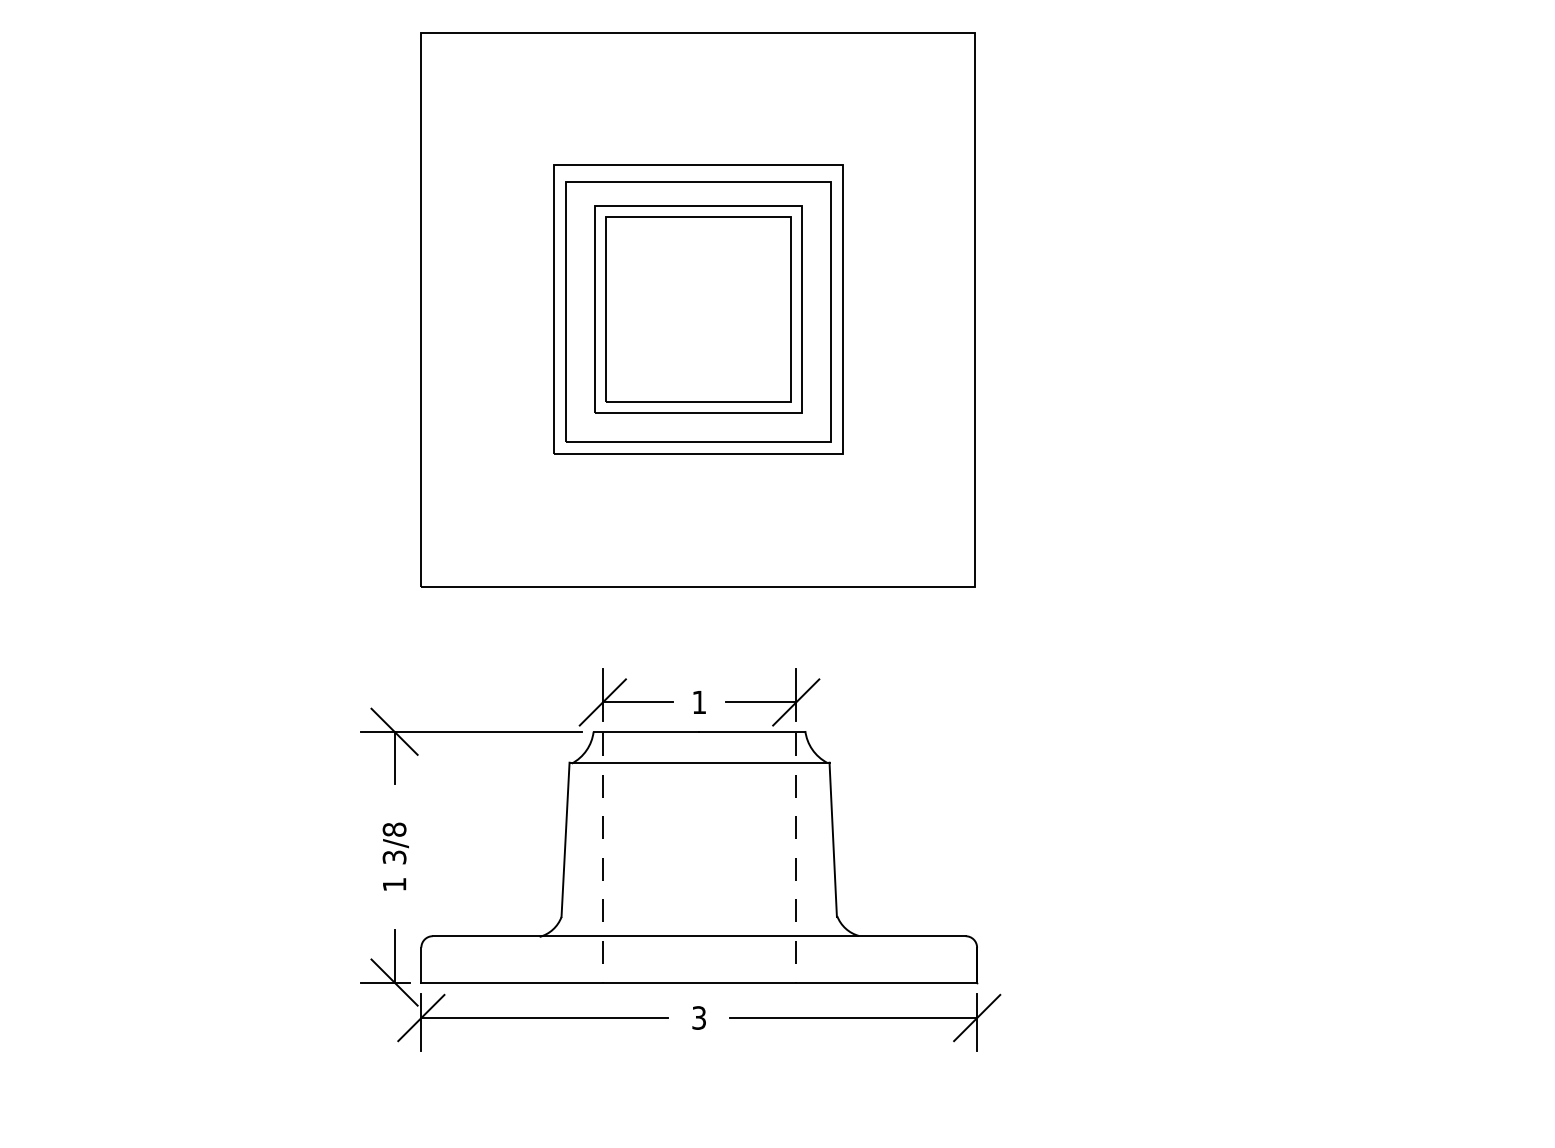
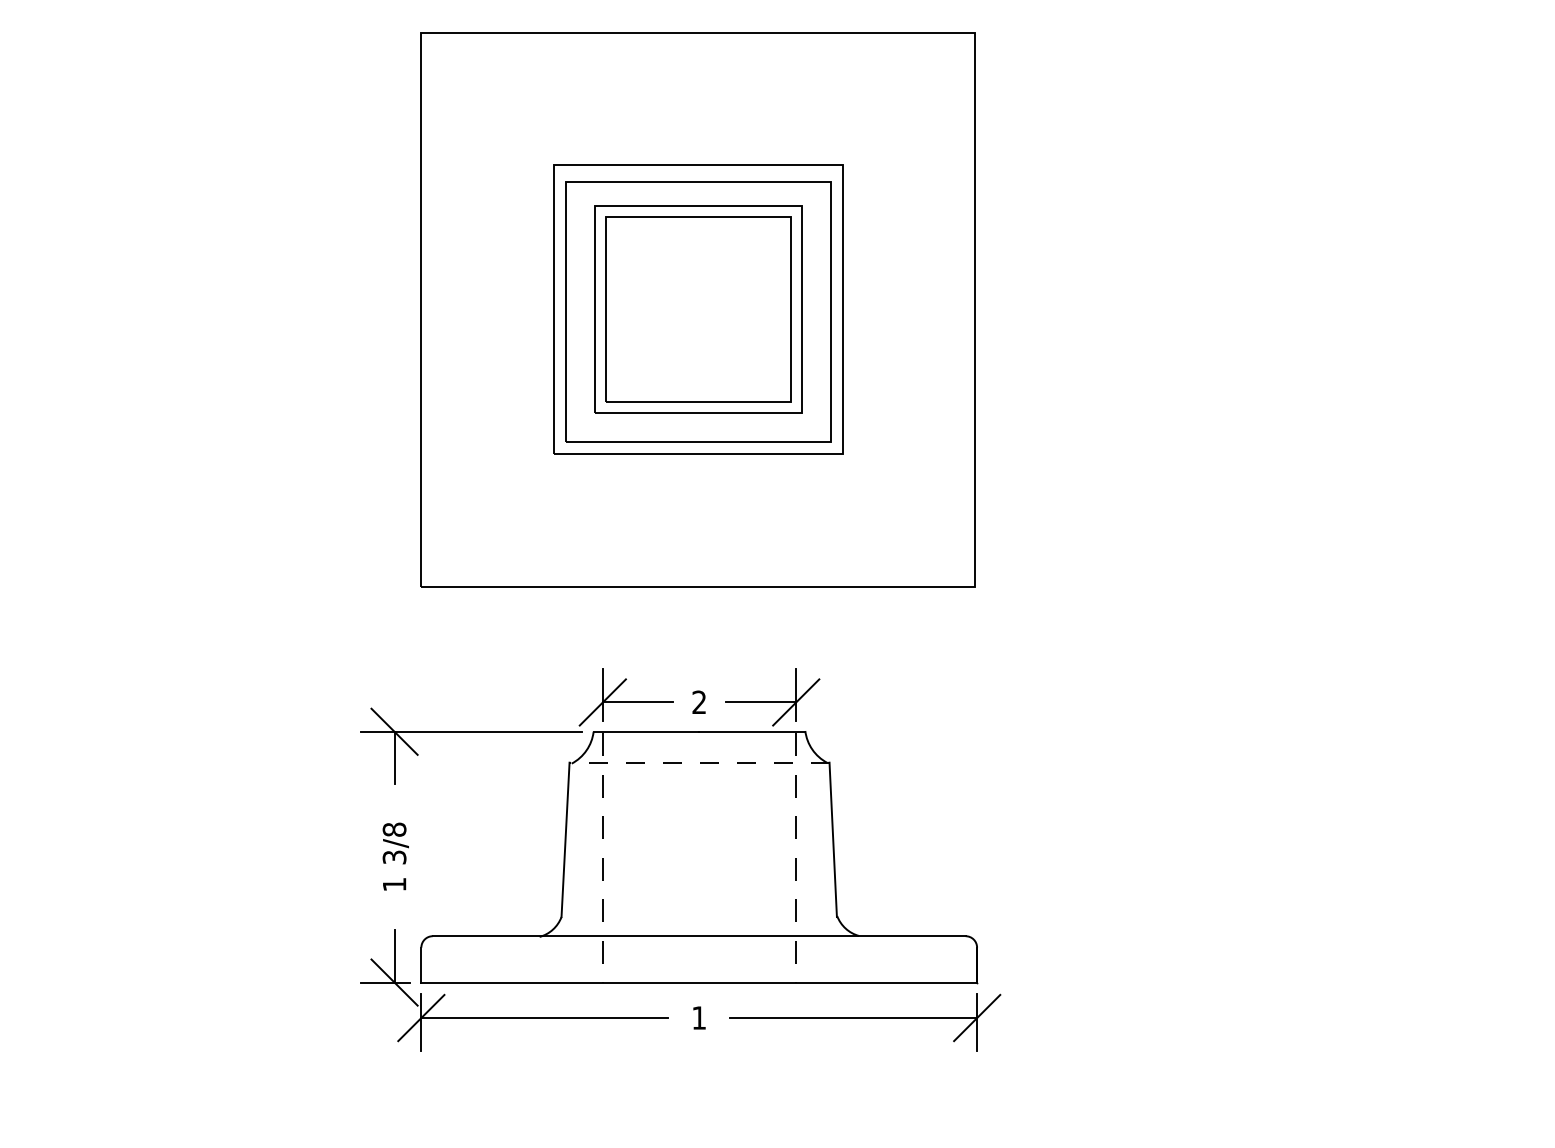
text: 1 -> 2 (698, 701)
line: solid -> dashed (699, 762)
text: 3 -> 1 (698, 1017)
